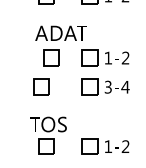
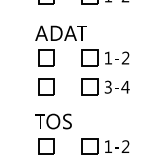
part position: (51, 57) -> (46, 57) (46, 57)
part position: (41, 86) -> (46, 86) (46, 86)
part position: (48, 124) -> (53, 121) (53, 121)
